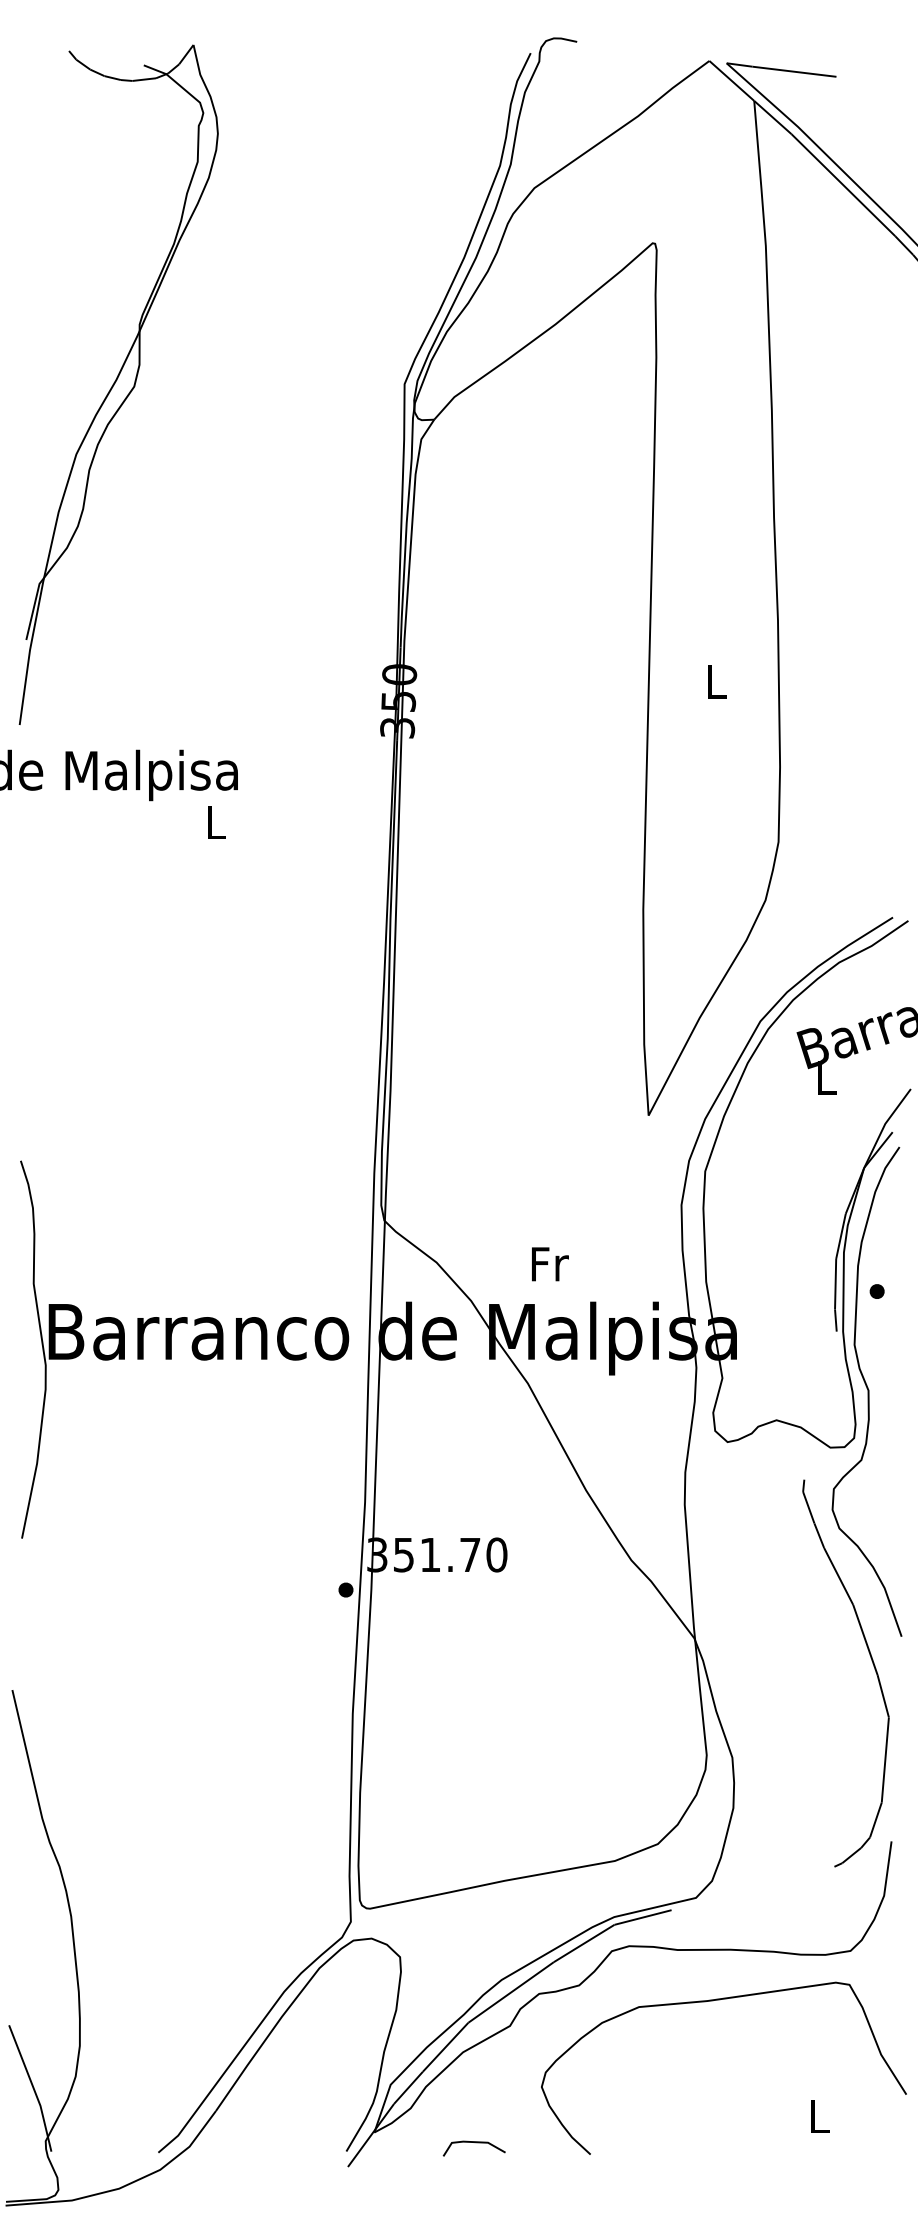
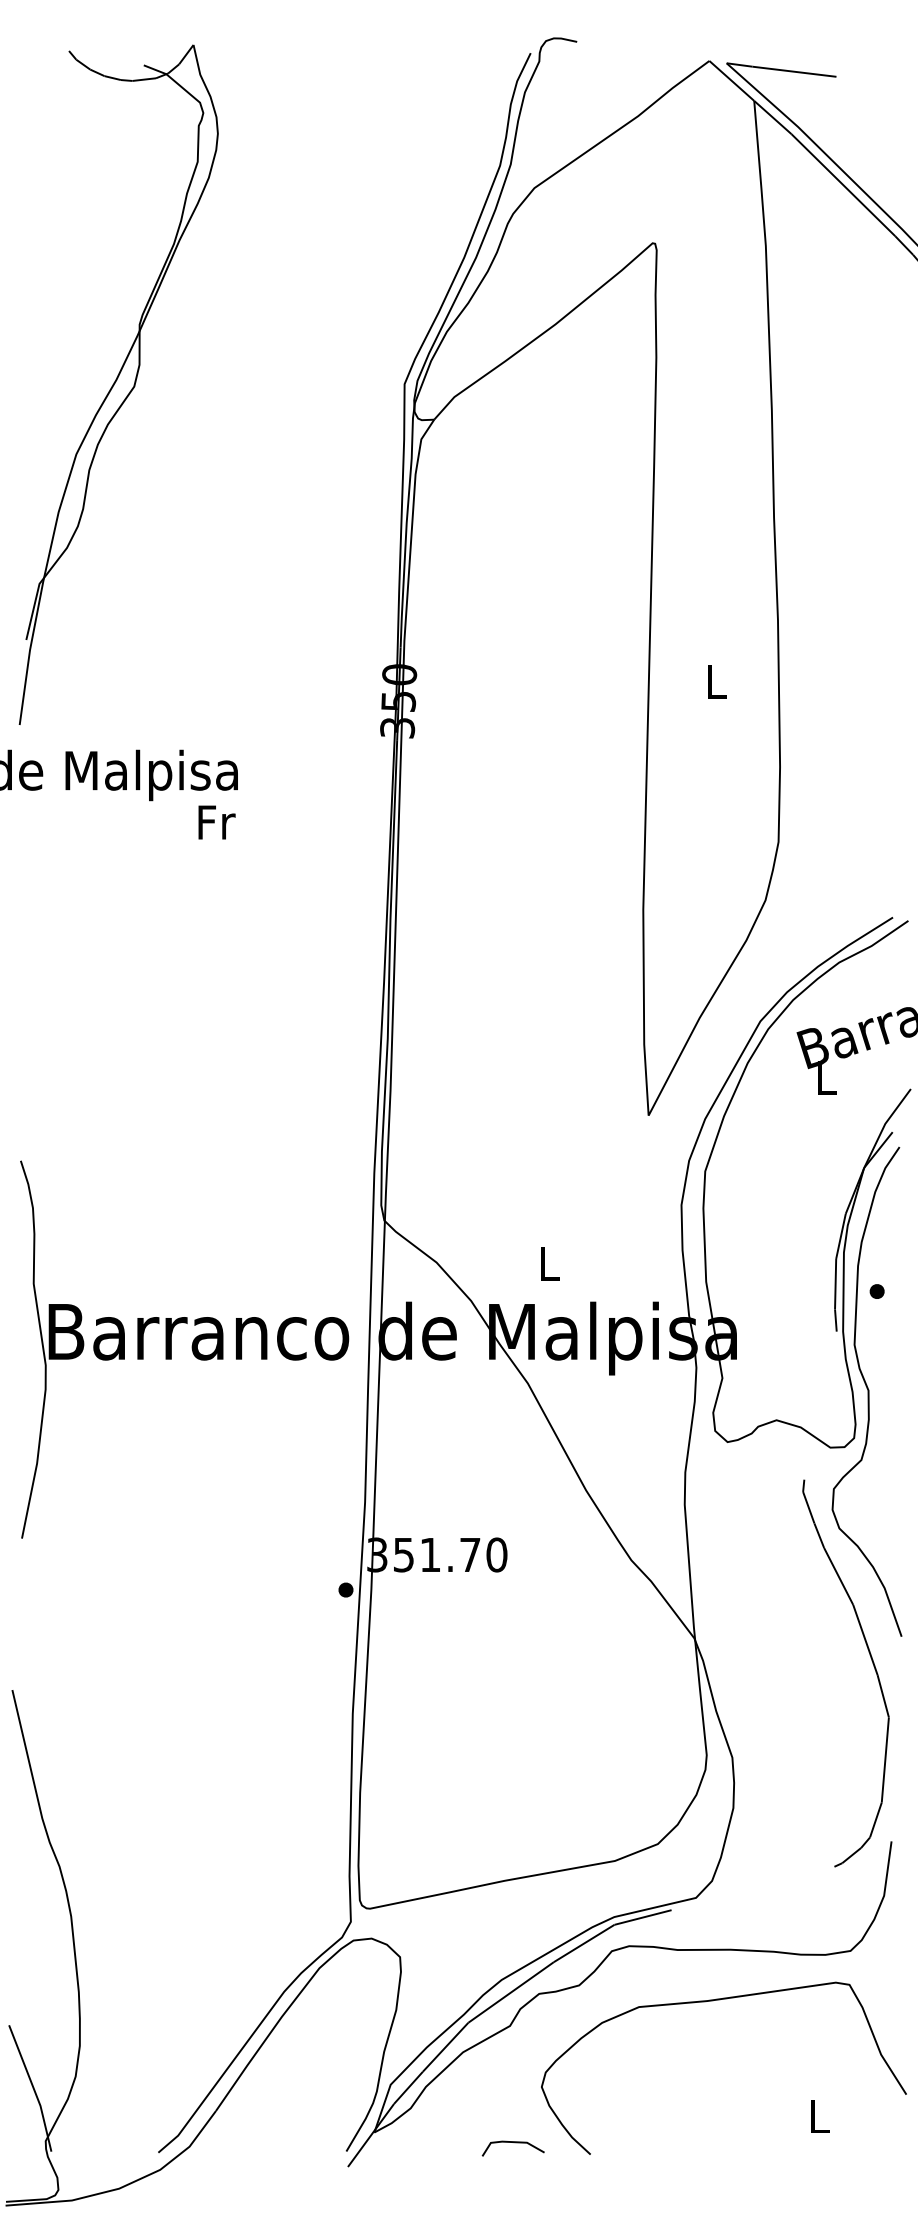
text: L -> Fr (216, 822)
text: Fr -> L (550, 1264)
line position: (475, 2143) -> (514, 2143) (514, 2143)
